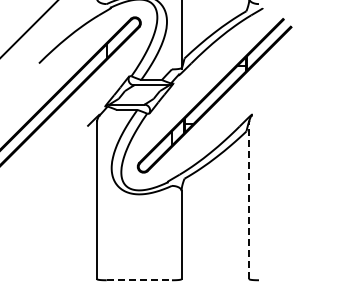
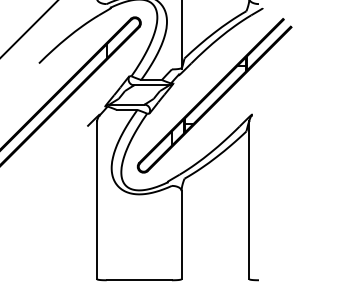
line: dashed -> solid (249, 200)
line: dashed -> solid (139, 280)
